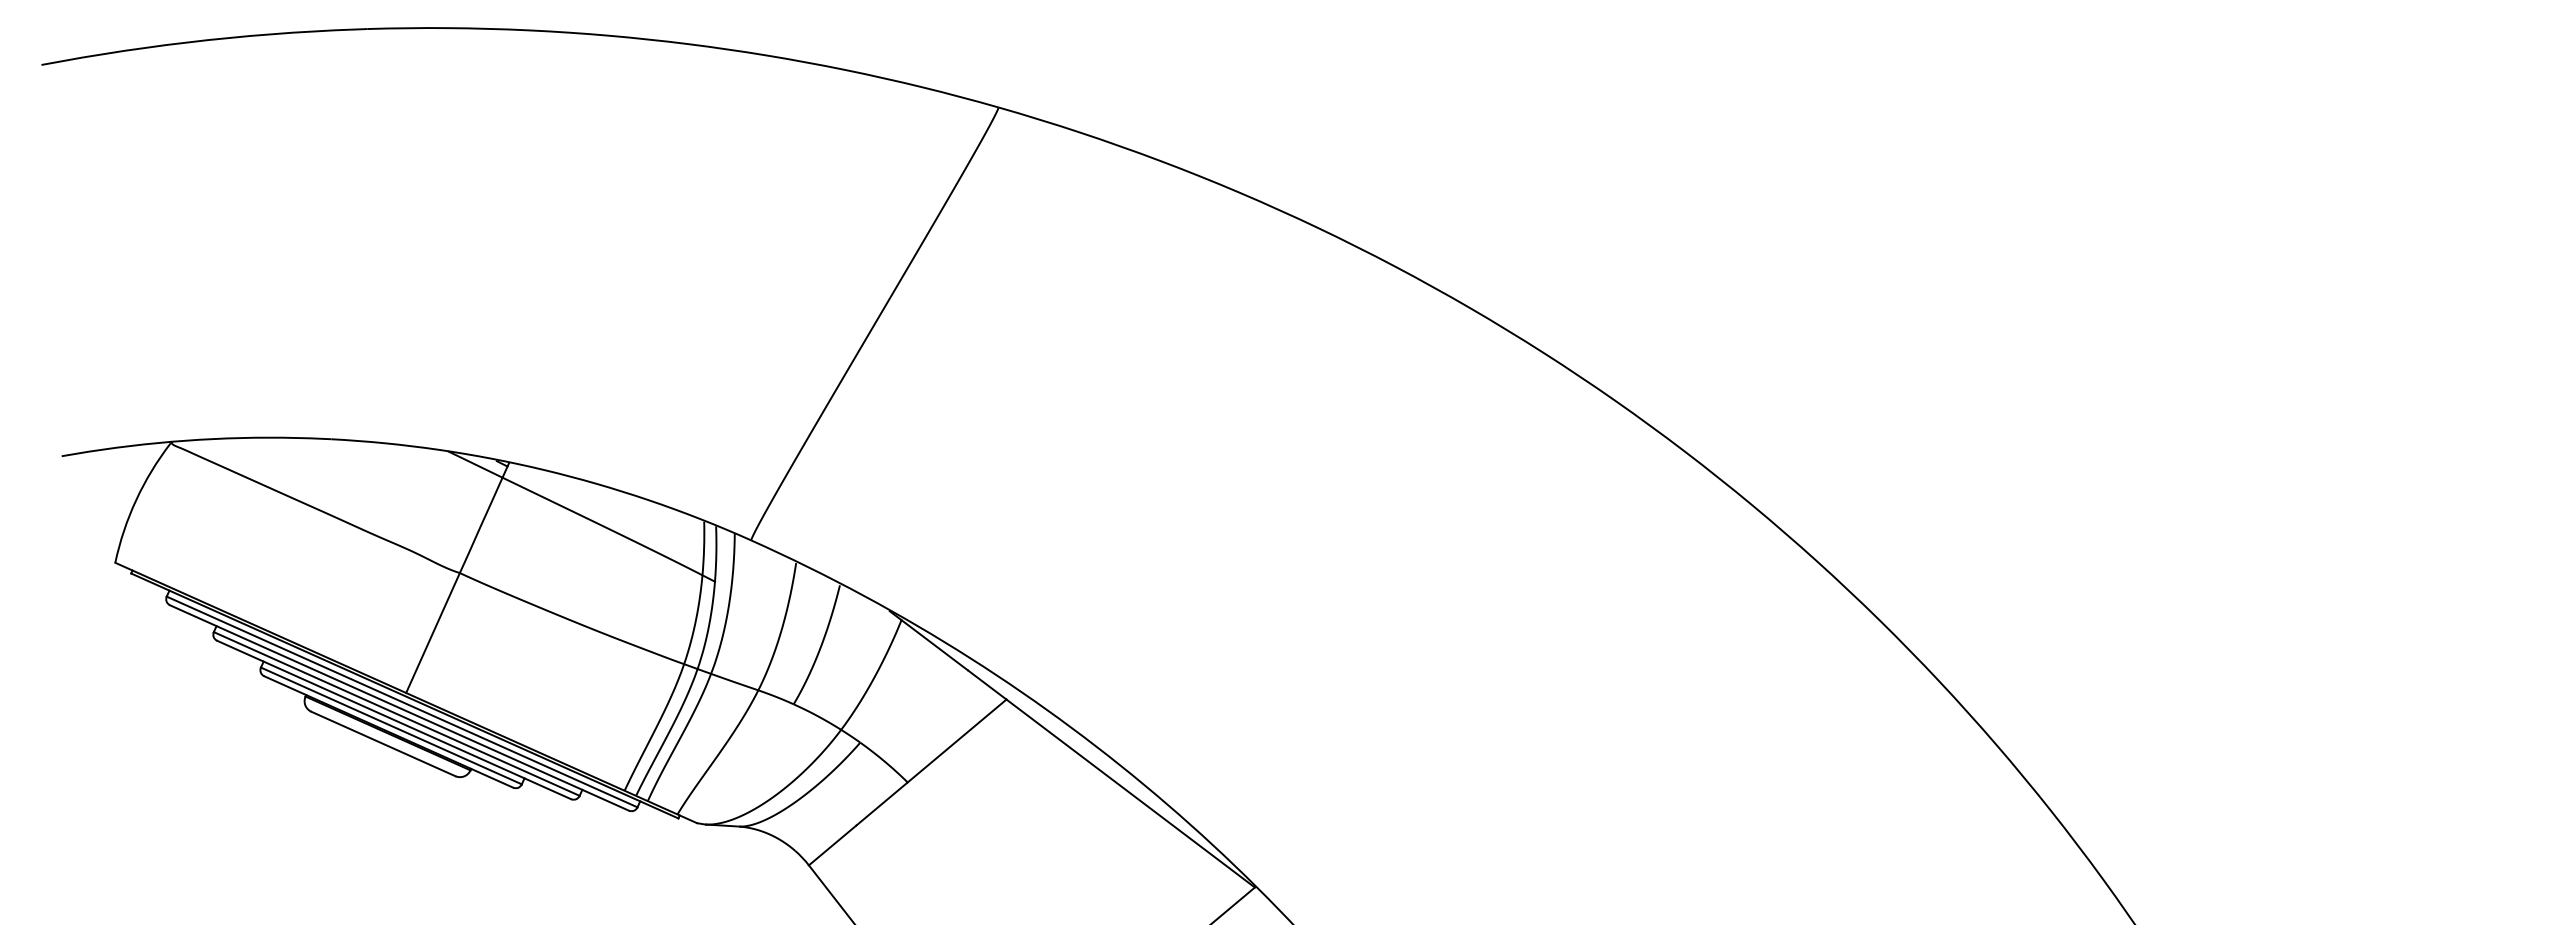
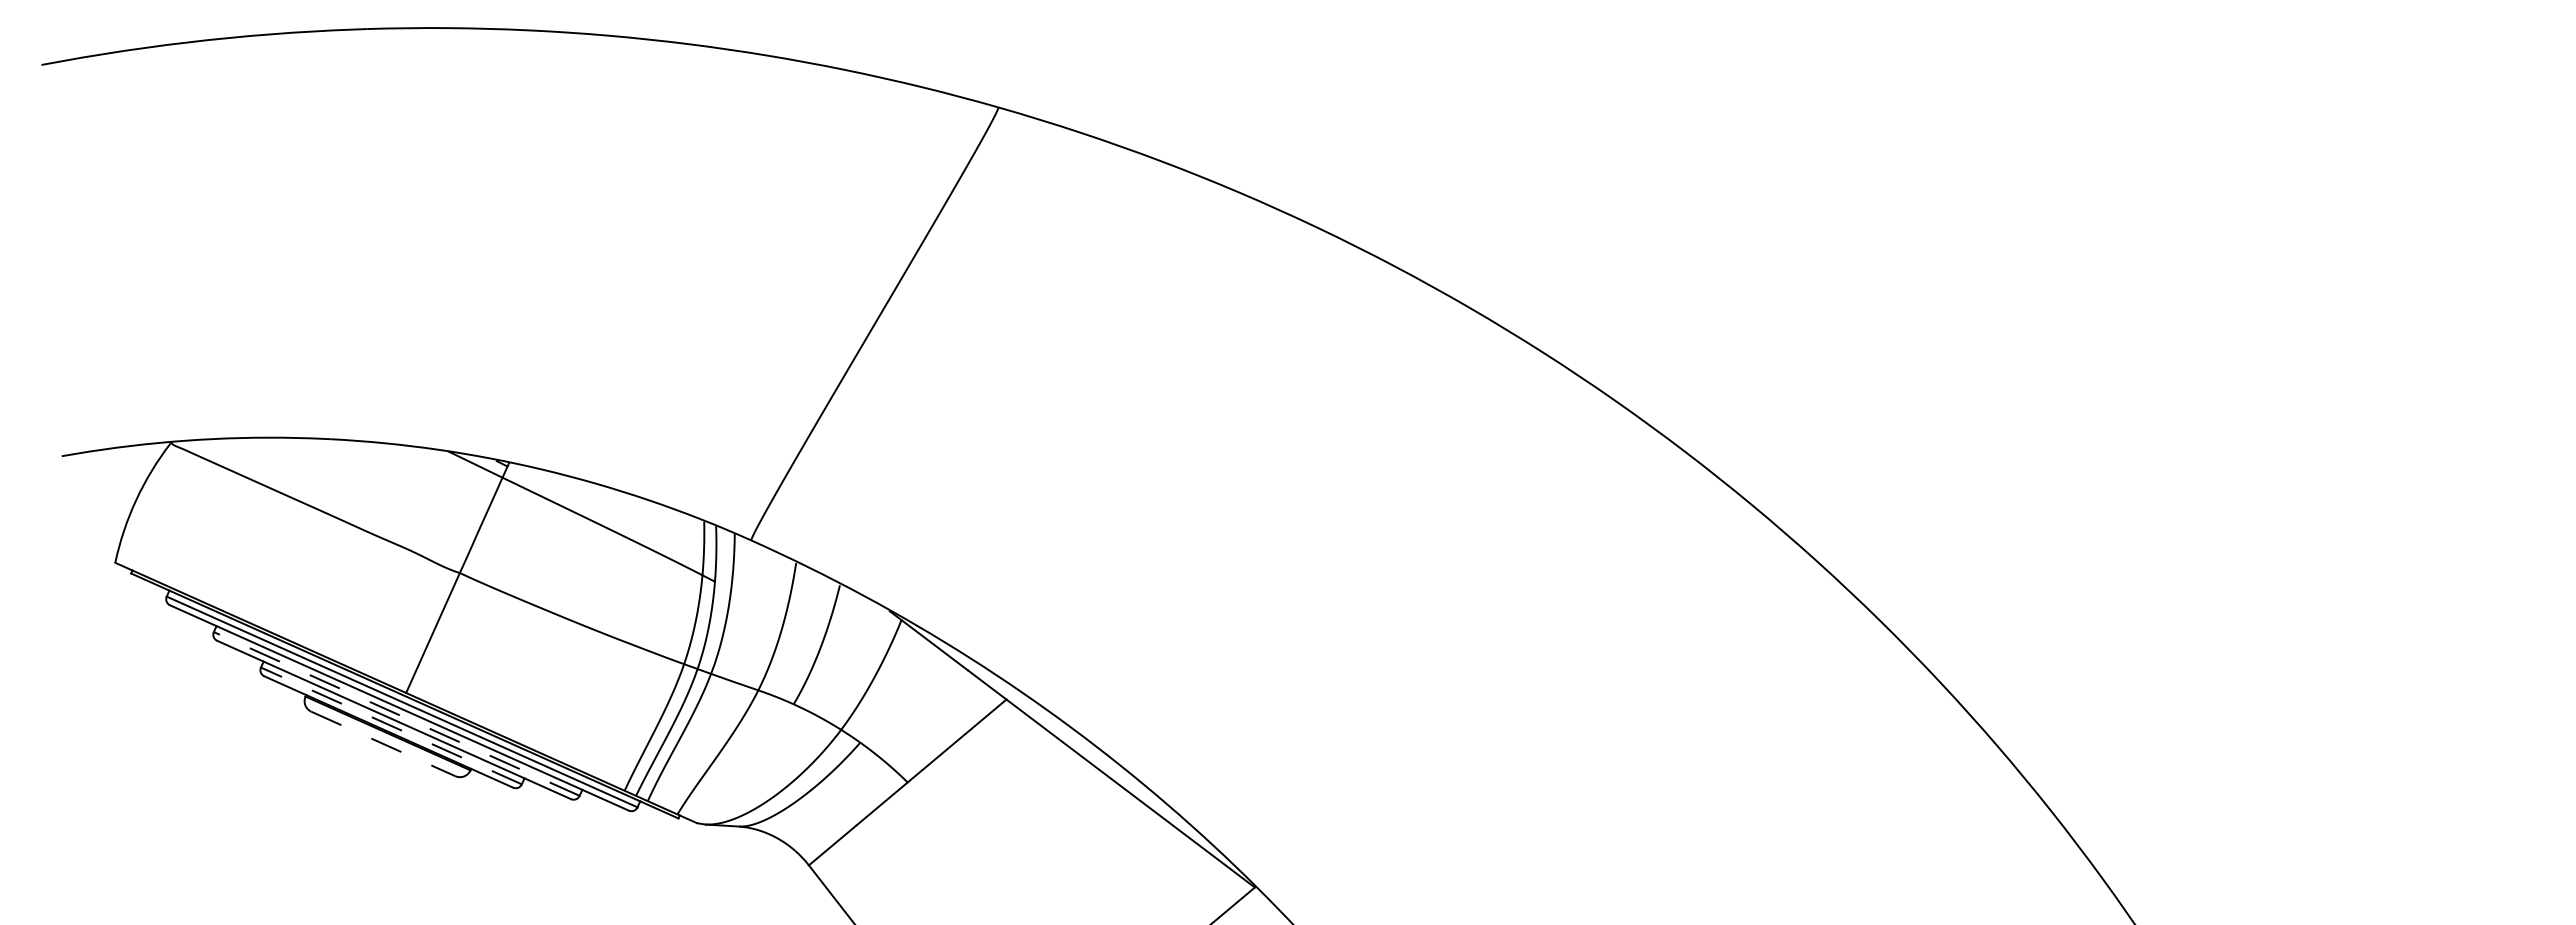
line: solid -> dashed (396, 713)
line: solid -> dashed (391, 725)
line: solid -> dashed (383, 743)
